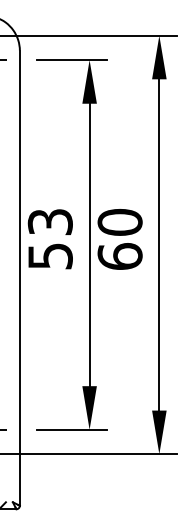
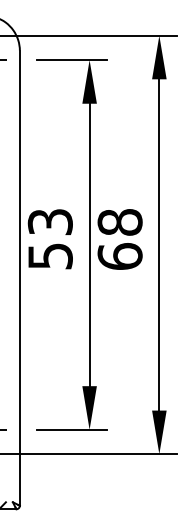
text: 60 -> 68 (119, 221)
